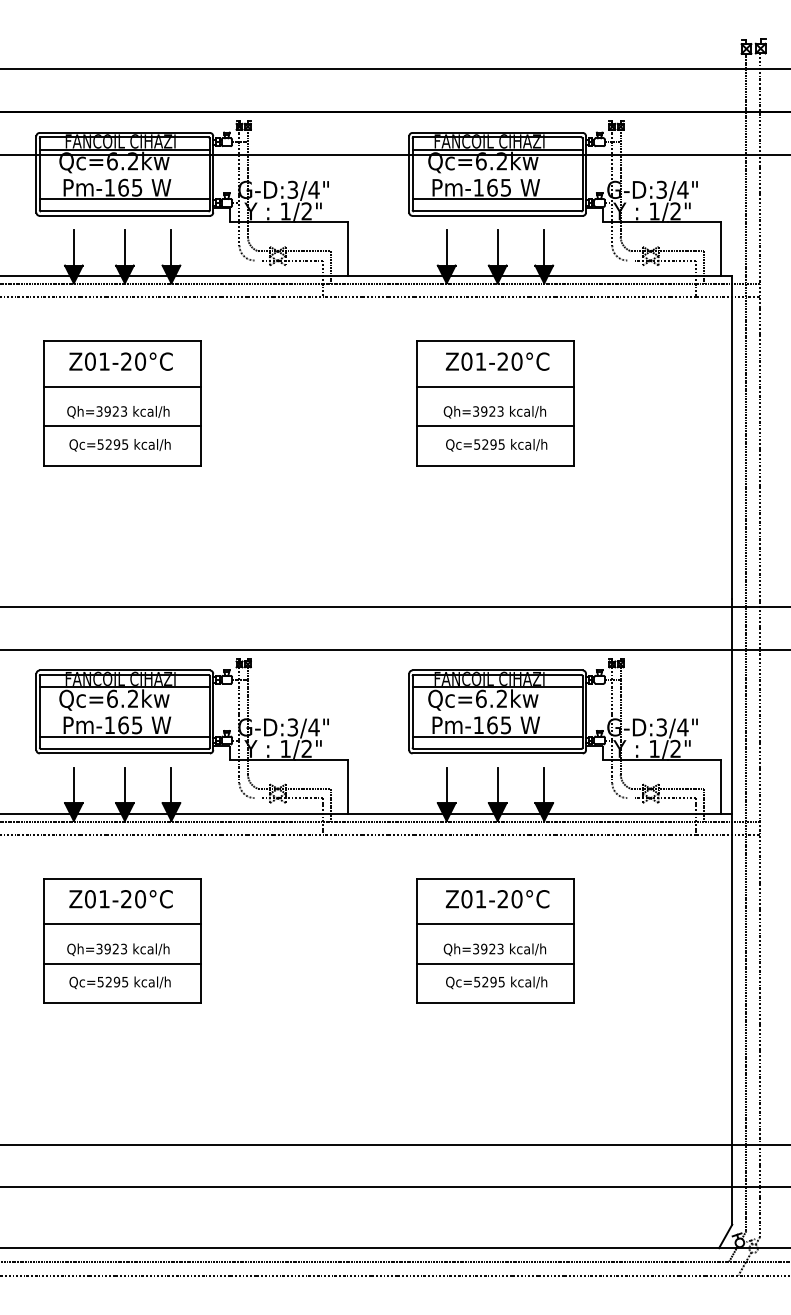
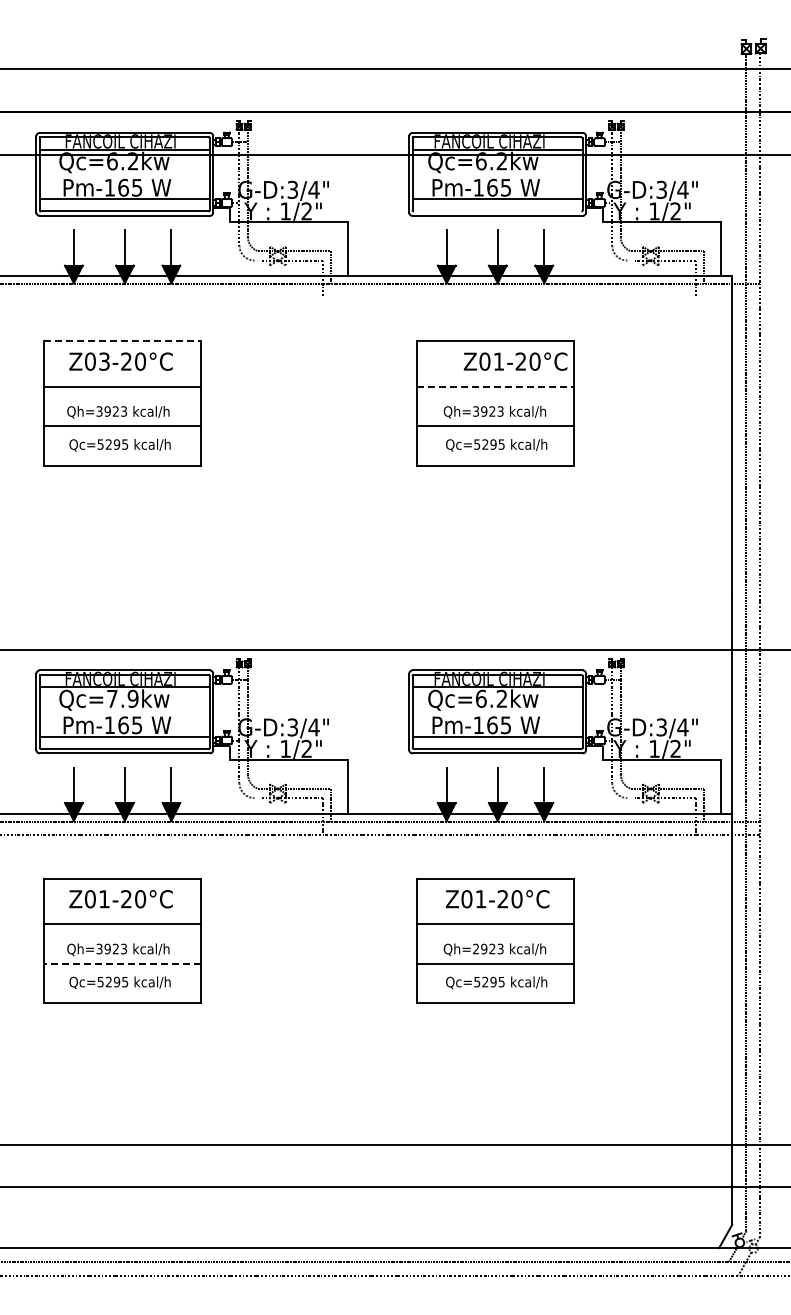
line: present -> none (497, 211)
line: present -> none (381, 297)
line: solid -> dashed (122, 341)
text: Z01-20°C -> Z03-20°C (104, 361)
text position: (497, 361) -> (515, 361) (515, 361)
line: solid -> dashed (495, 386)
line: present -> none (394, 607)
text: Qc=6.2kw -> Qc=7.9kw (122, 698)
text: Qh=3923 -> Qh=2923 (476, 949)
line: solid -> dashed (122, 963)
